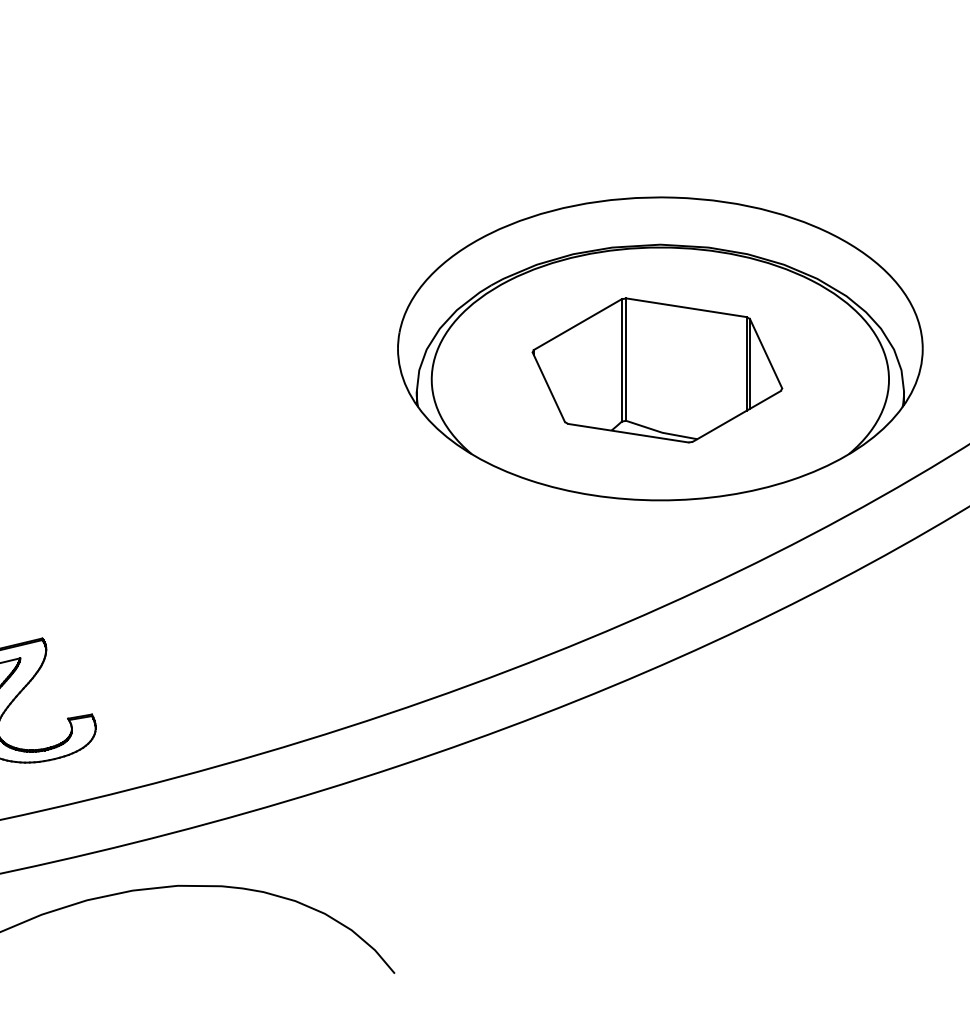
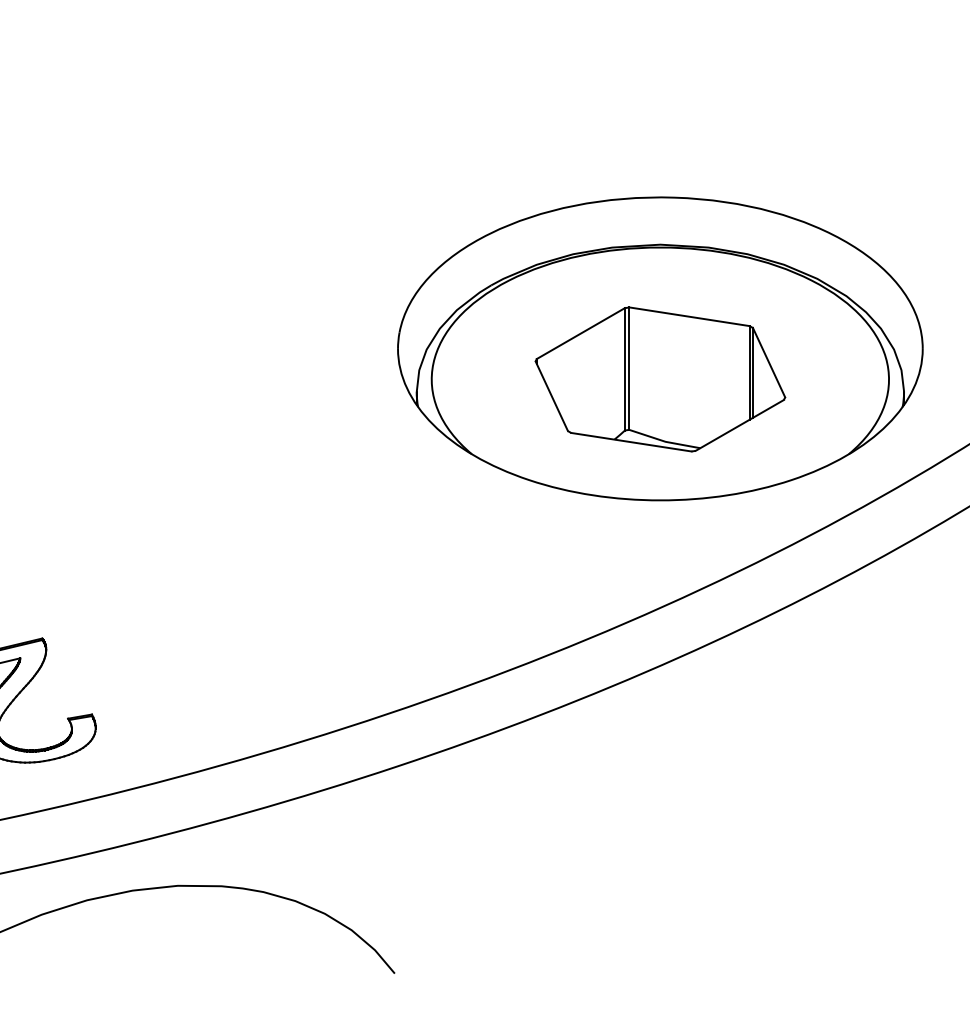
part position: (657, 370) -> (660, 379) (660, 379)
